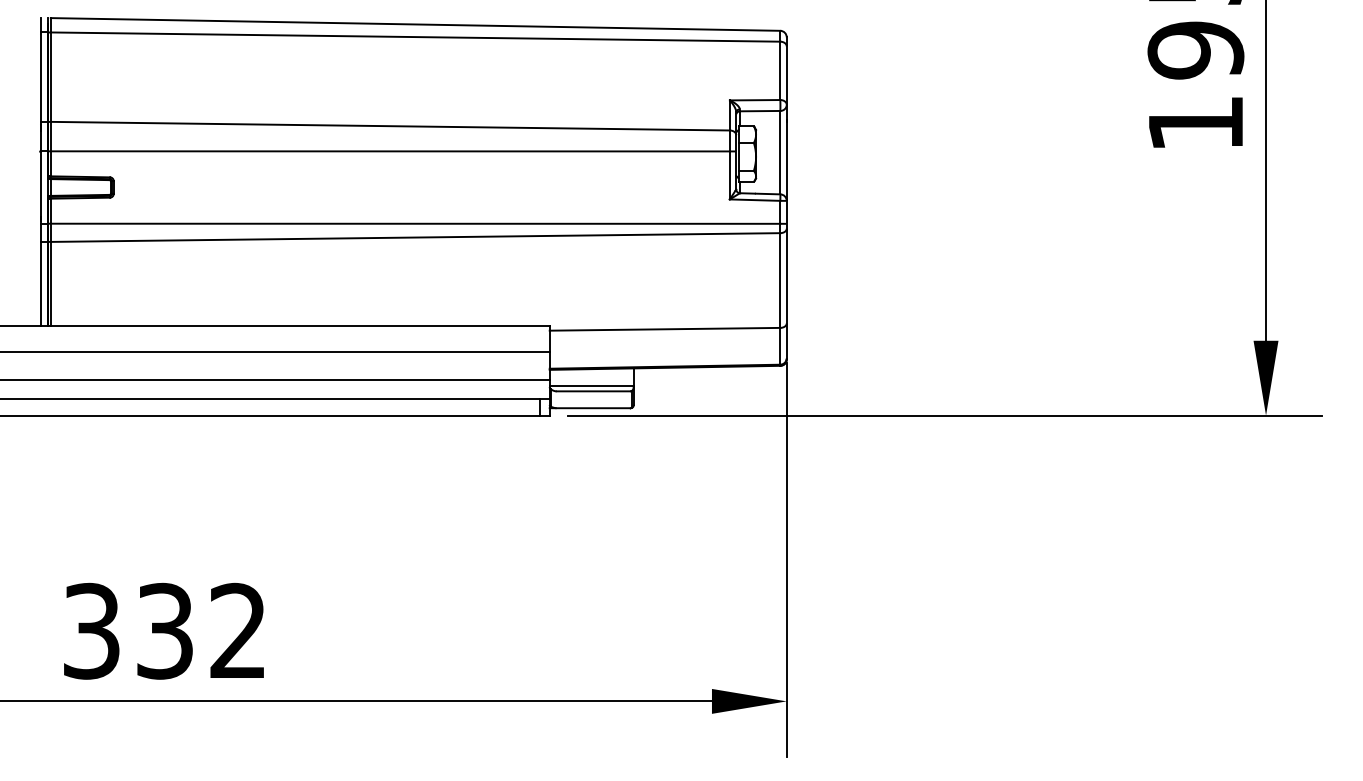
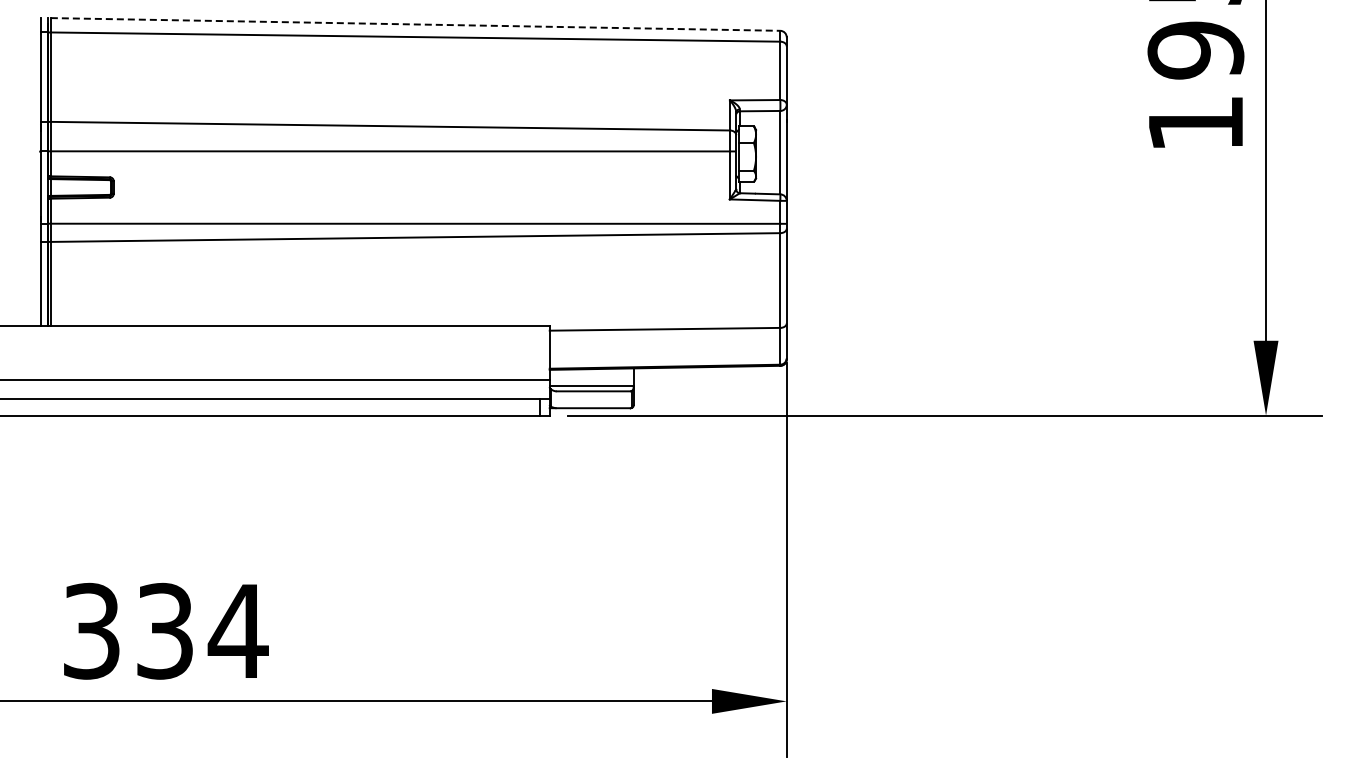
line: solid -> dashed (415, 24)
line: present -> none (275, 352)
text: 332 -> 334 (237, 629)
